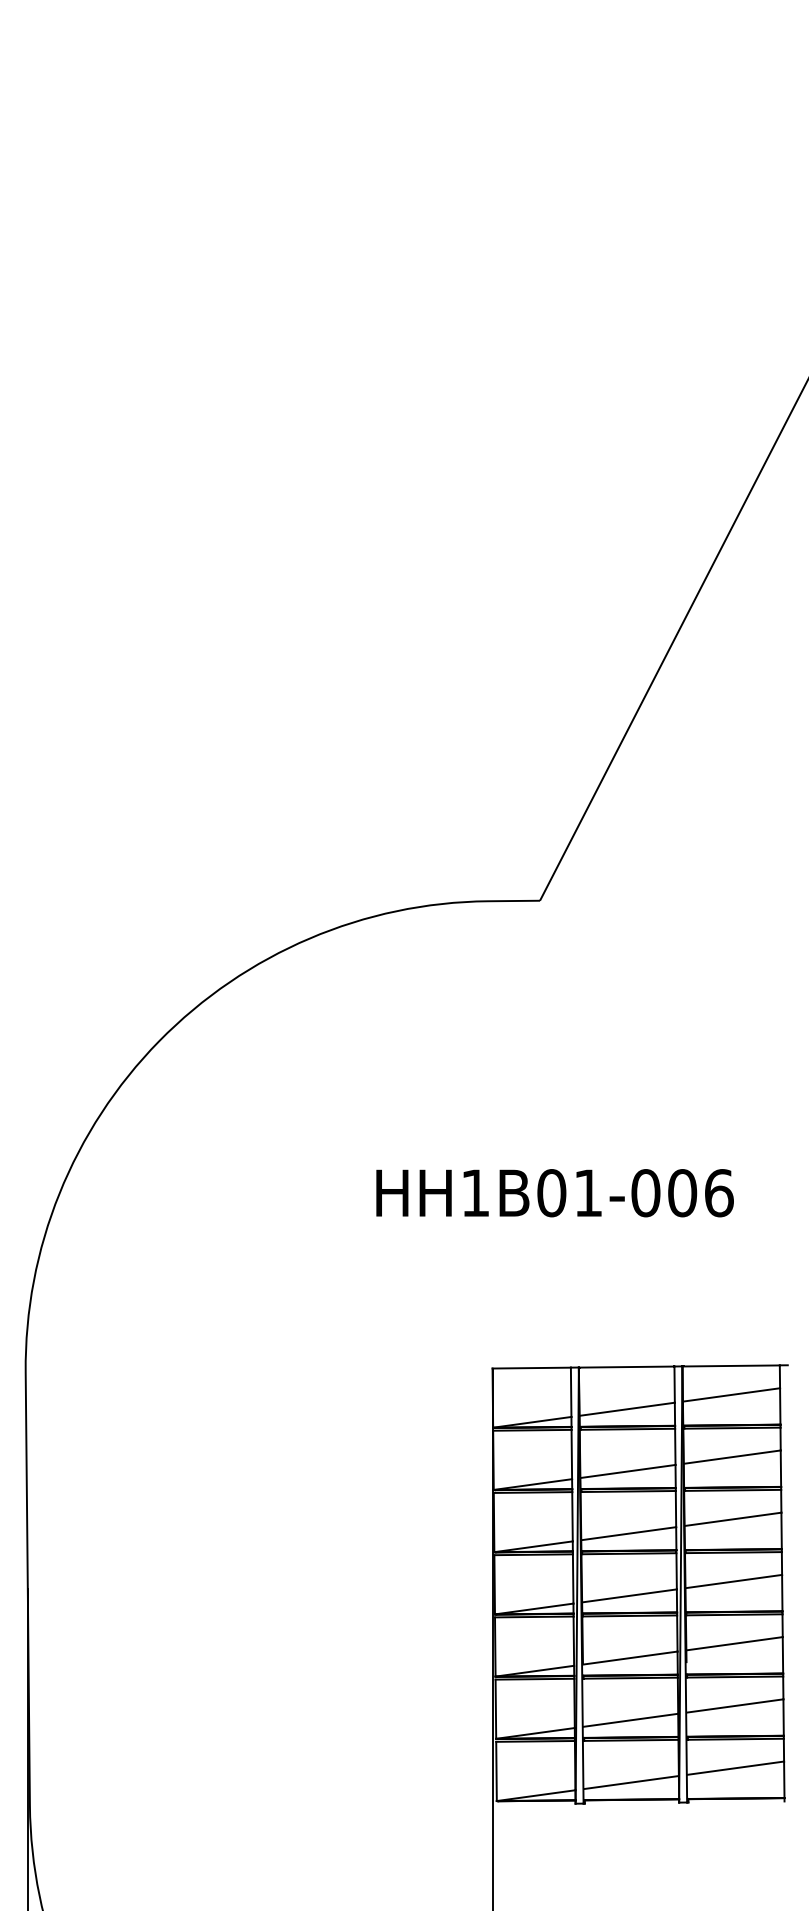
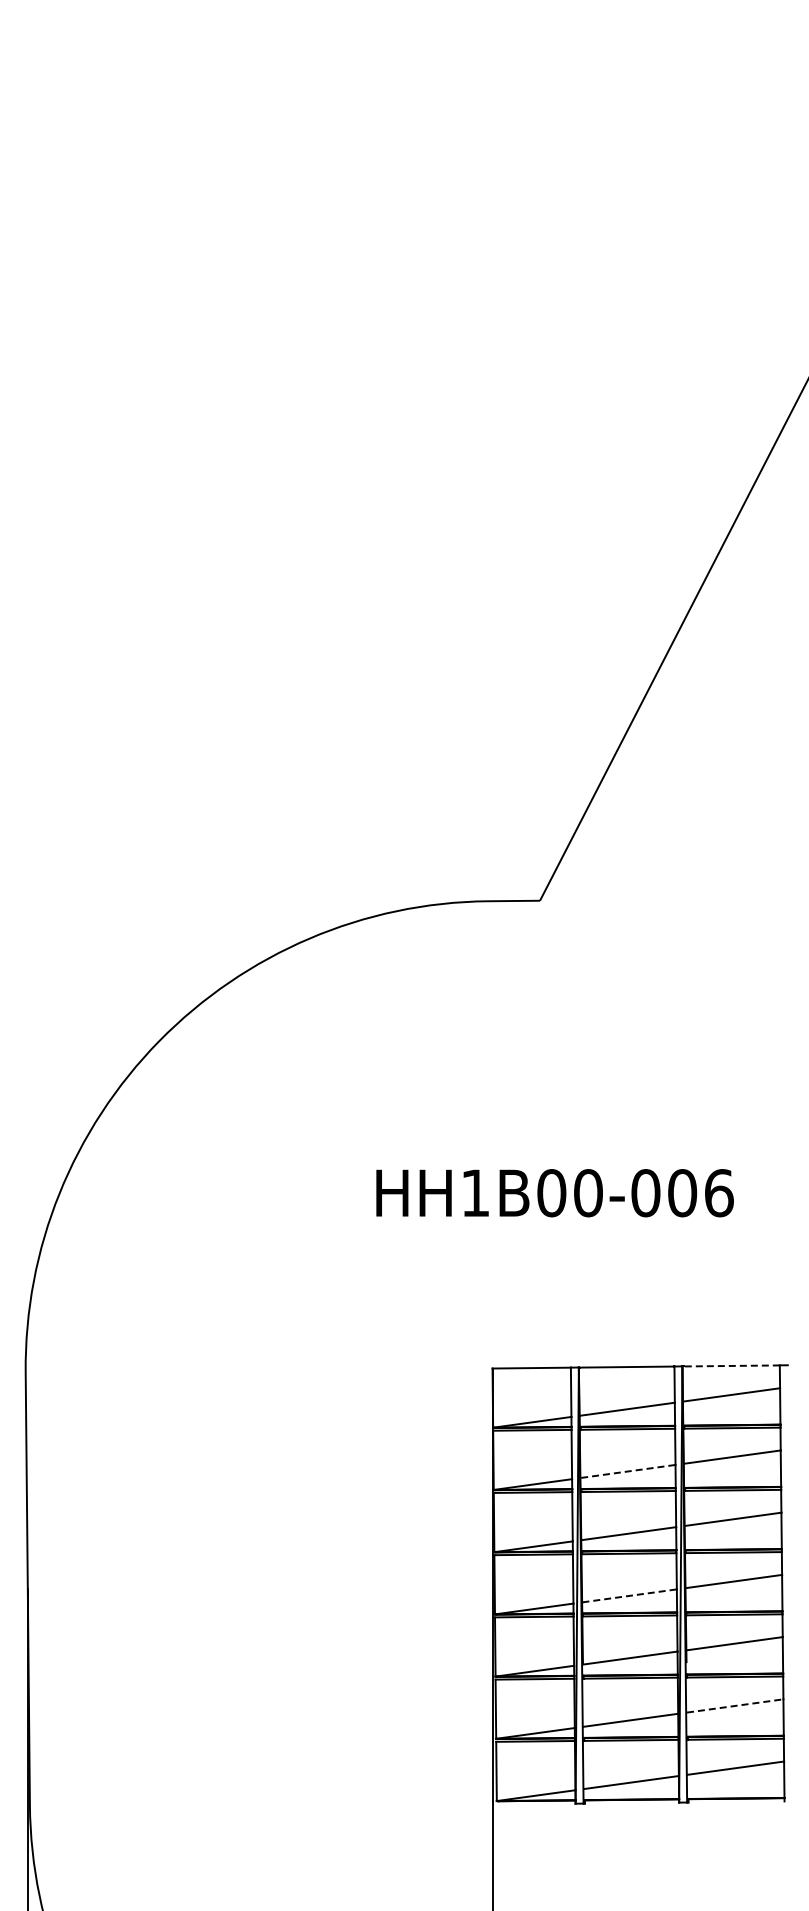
text: HH1B01-006 -> HH1B00-006 (588, 1193)
line: solid -> dashed (731, 1365)
line: solid -> dashed (628, 1471)
line: solid -> dashed (629, 1595)
line: solid -> dashed (735, 1705)
